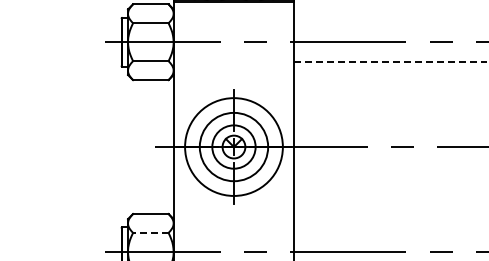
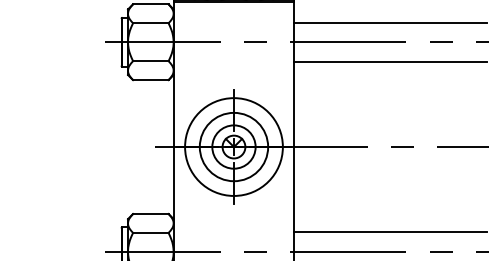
line: none -> present (389, 22)
line: dashed -> solid (390, 61)
line: dashed -> solid (150, 232)
line: none -> present (389, 232)
